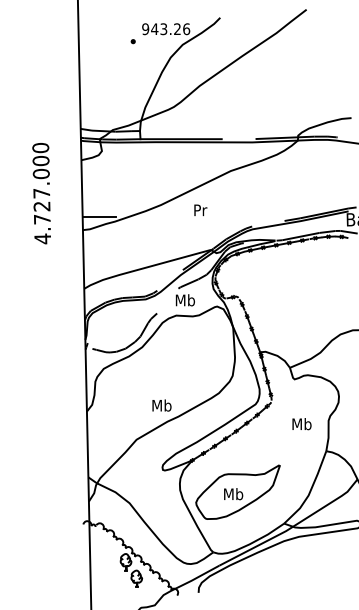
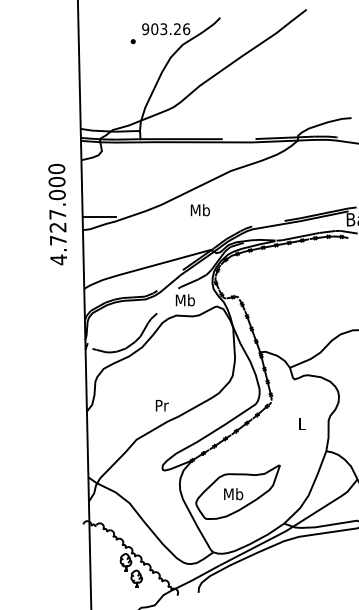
text: 943.26 -> 903.26 (154, 29)
text position: (41, 193) -> (57, 214) (57, 214)
text: Pr -> Mb (199, 210)
text: Mb -> Pr (161, 405)
text: Mb -> L (301, 424)
